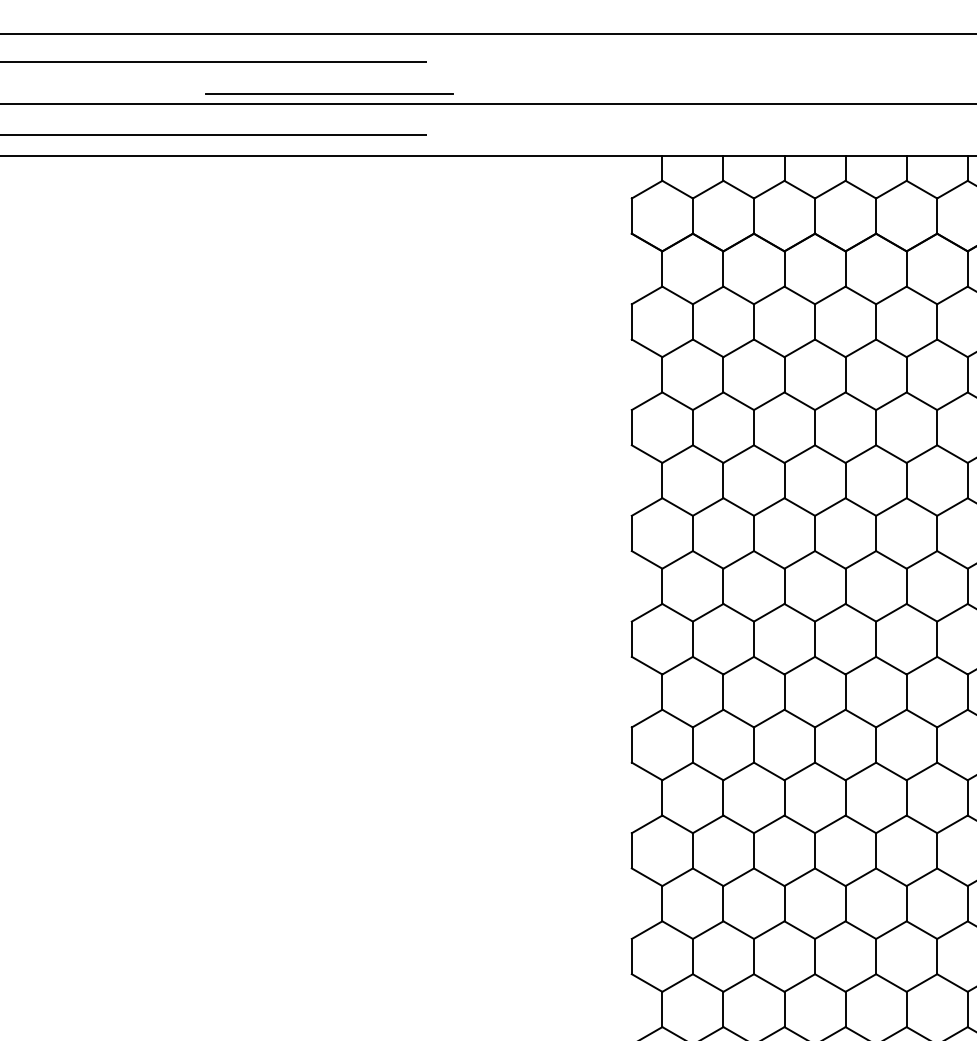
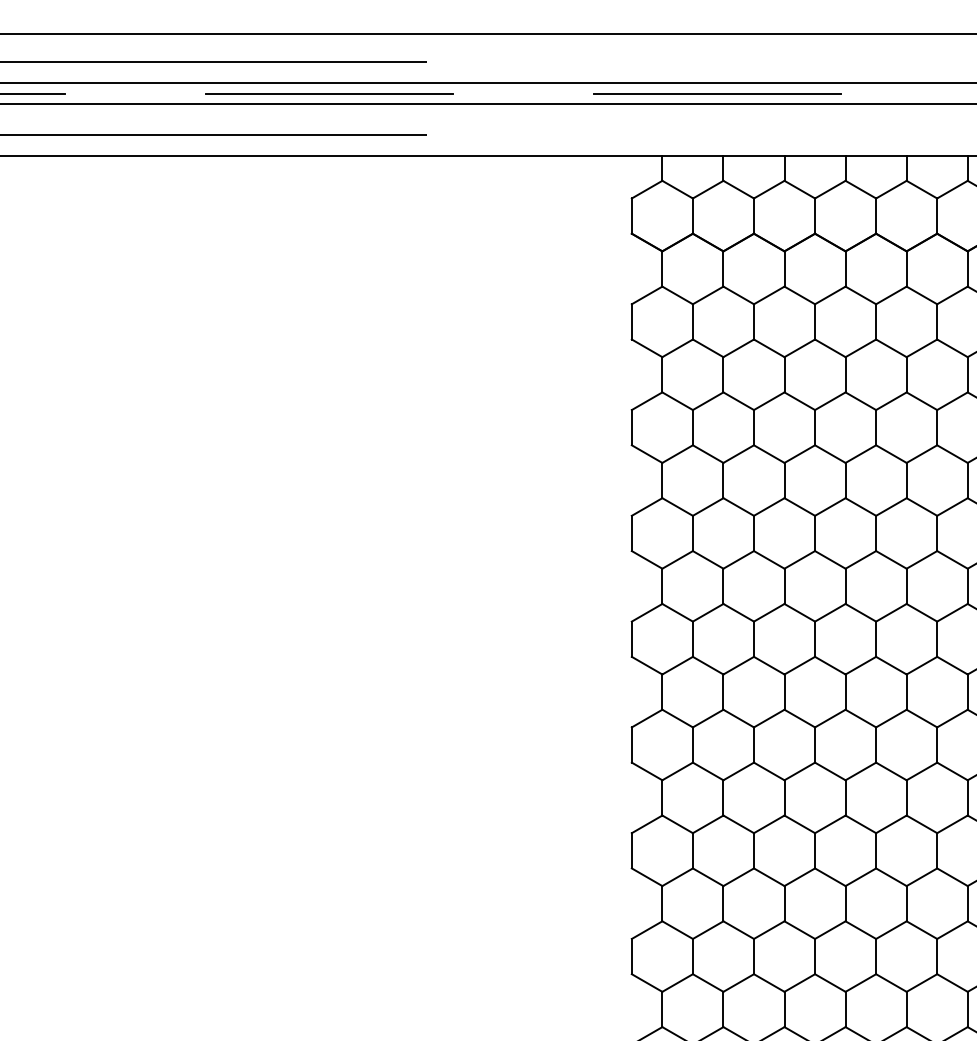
line: none -> present (487, 82)
line: none -> present (33, 93)
line: none -> present (717, 93)
